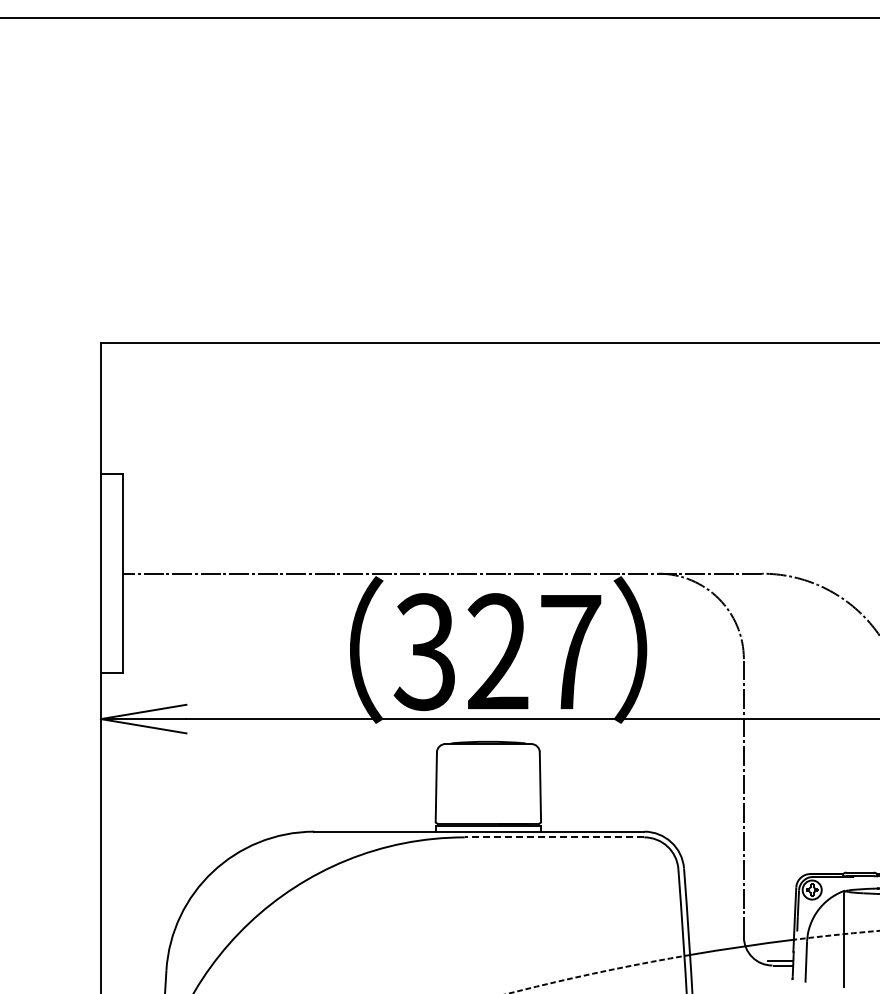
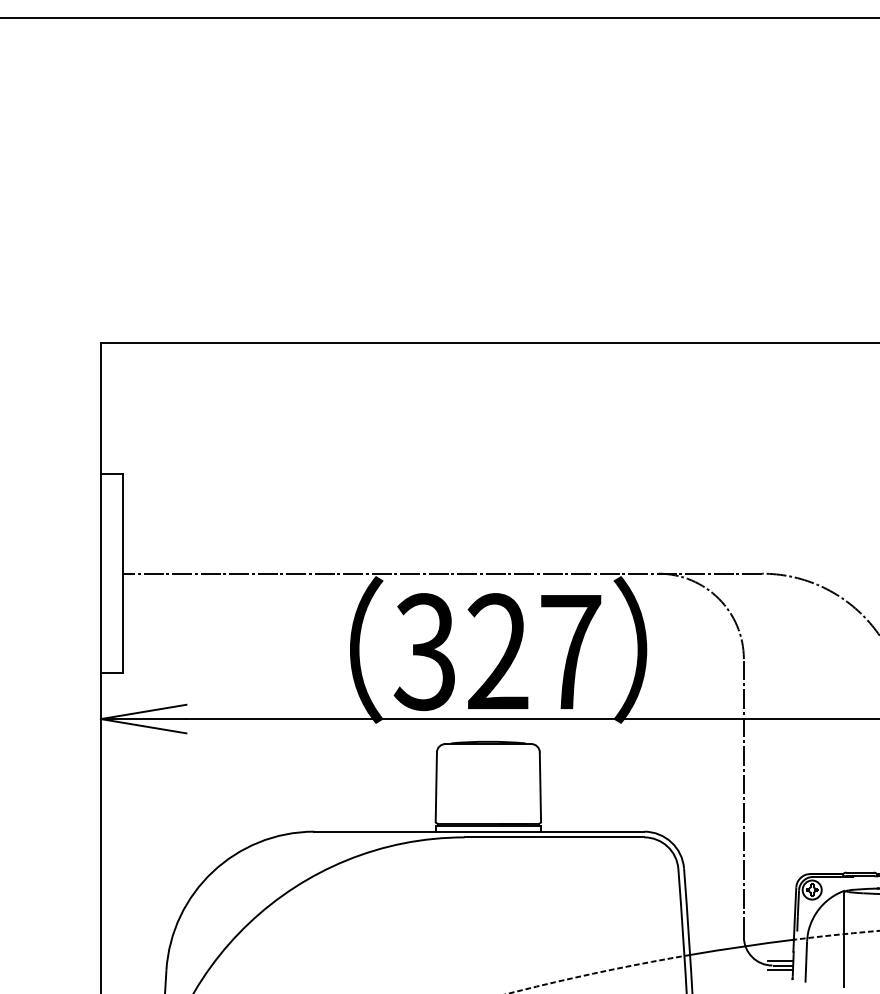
line: dashed -> solid (554, 837)
line: none -> present (780, 970)
